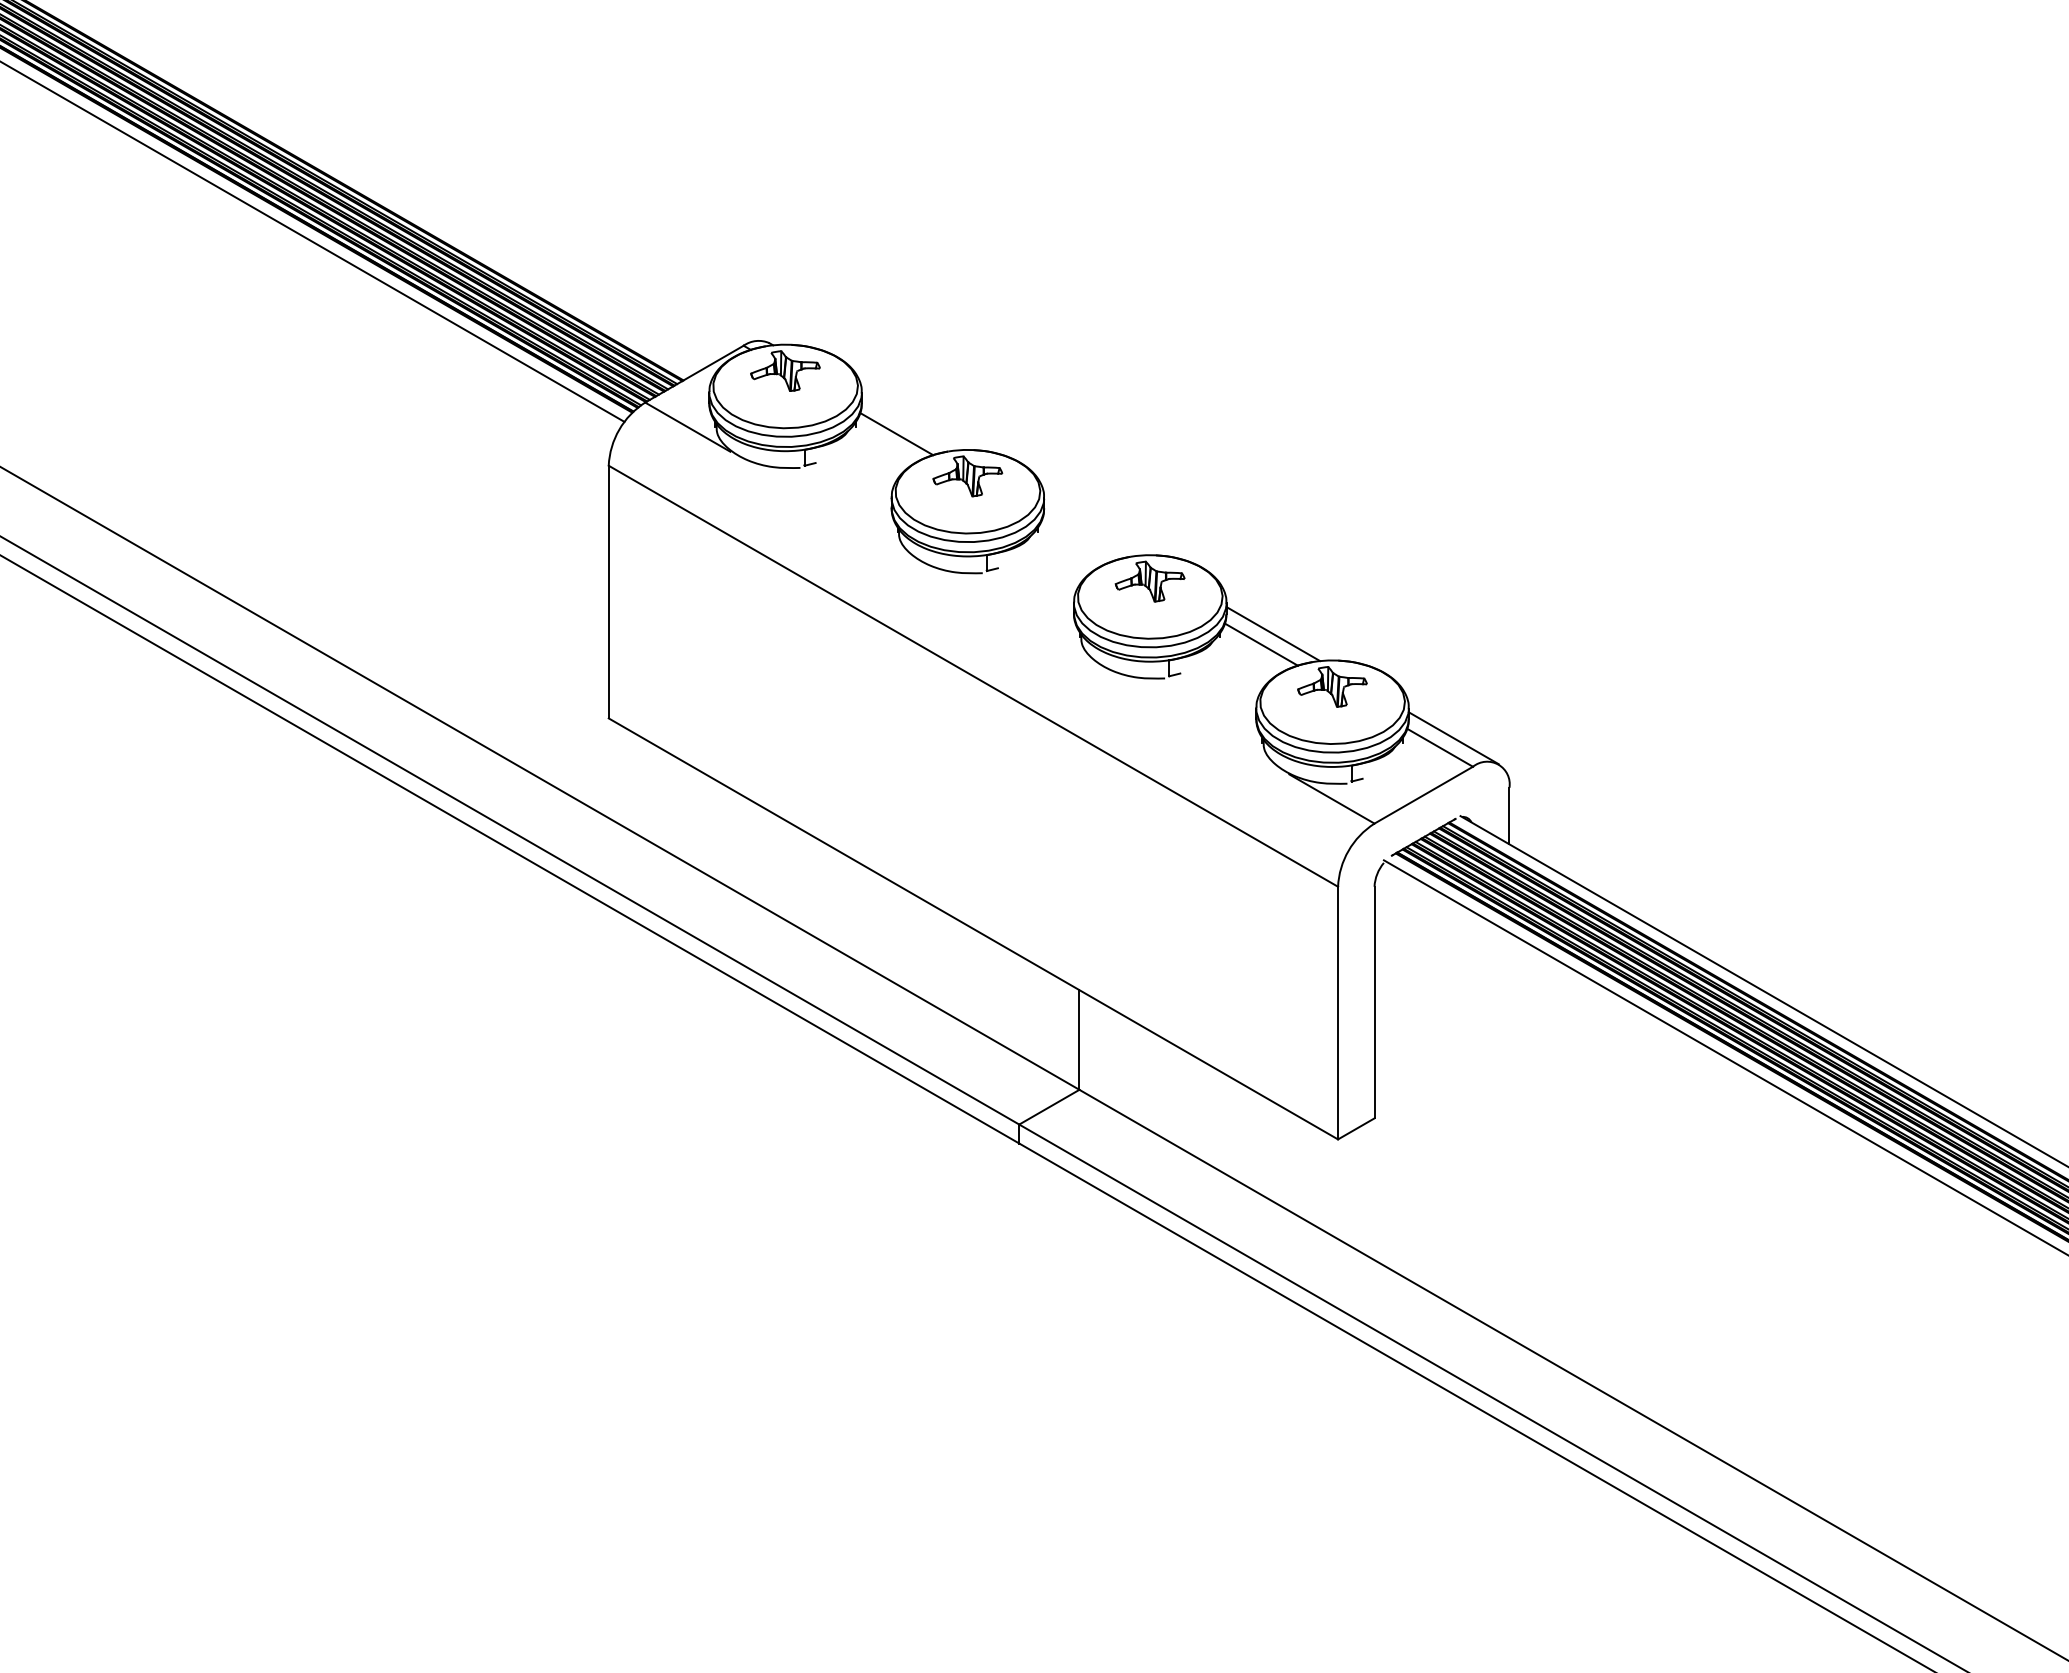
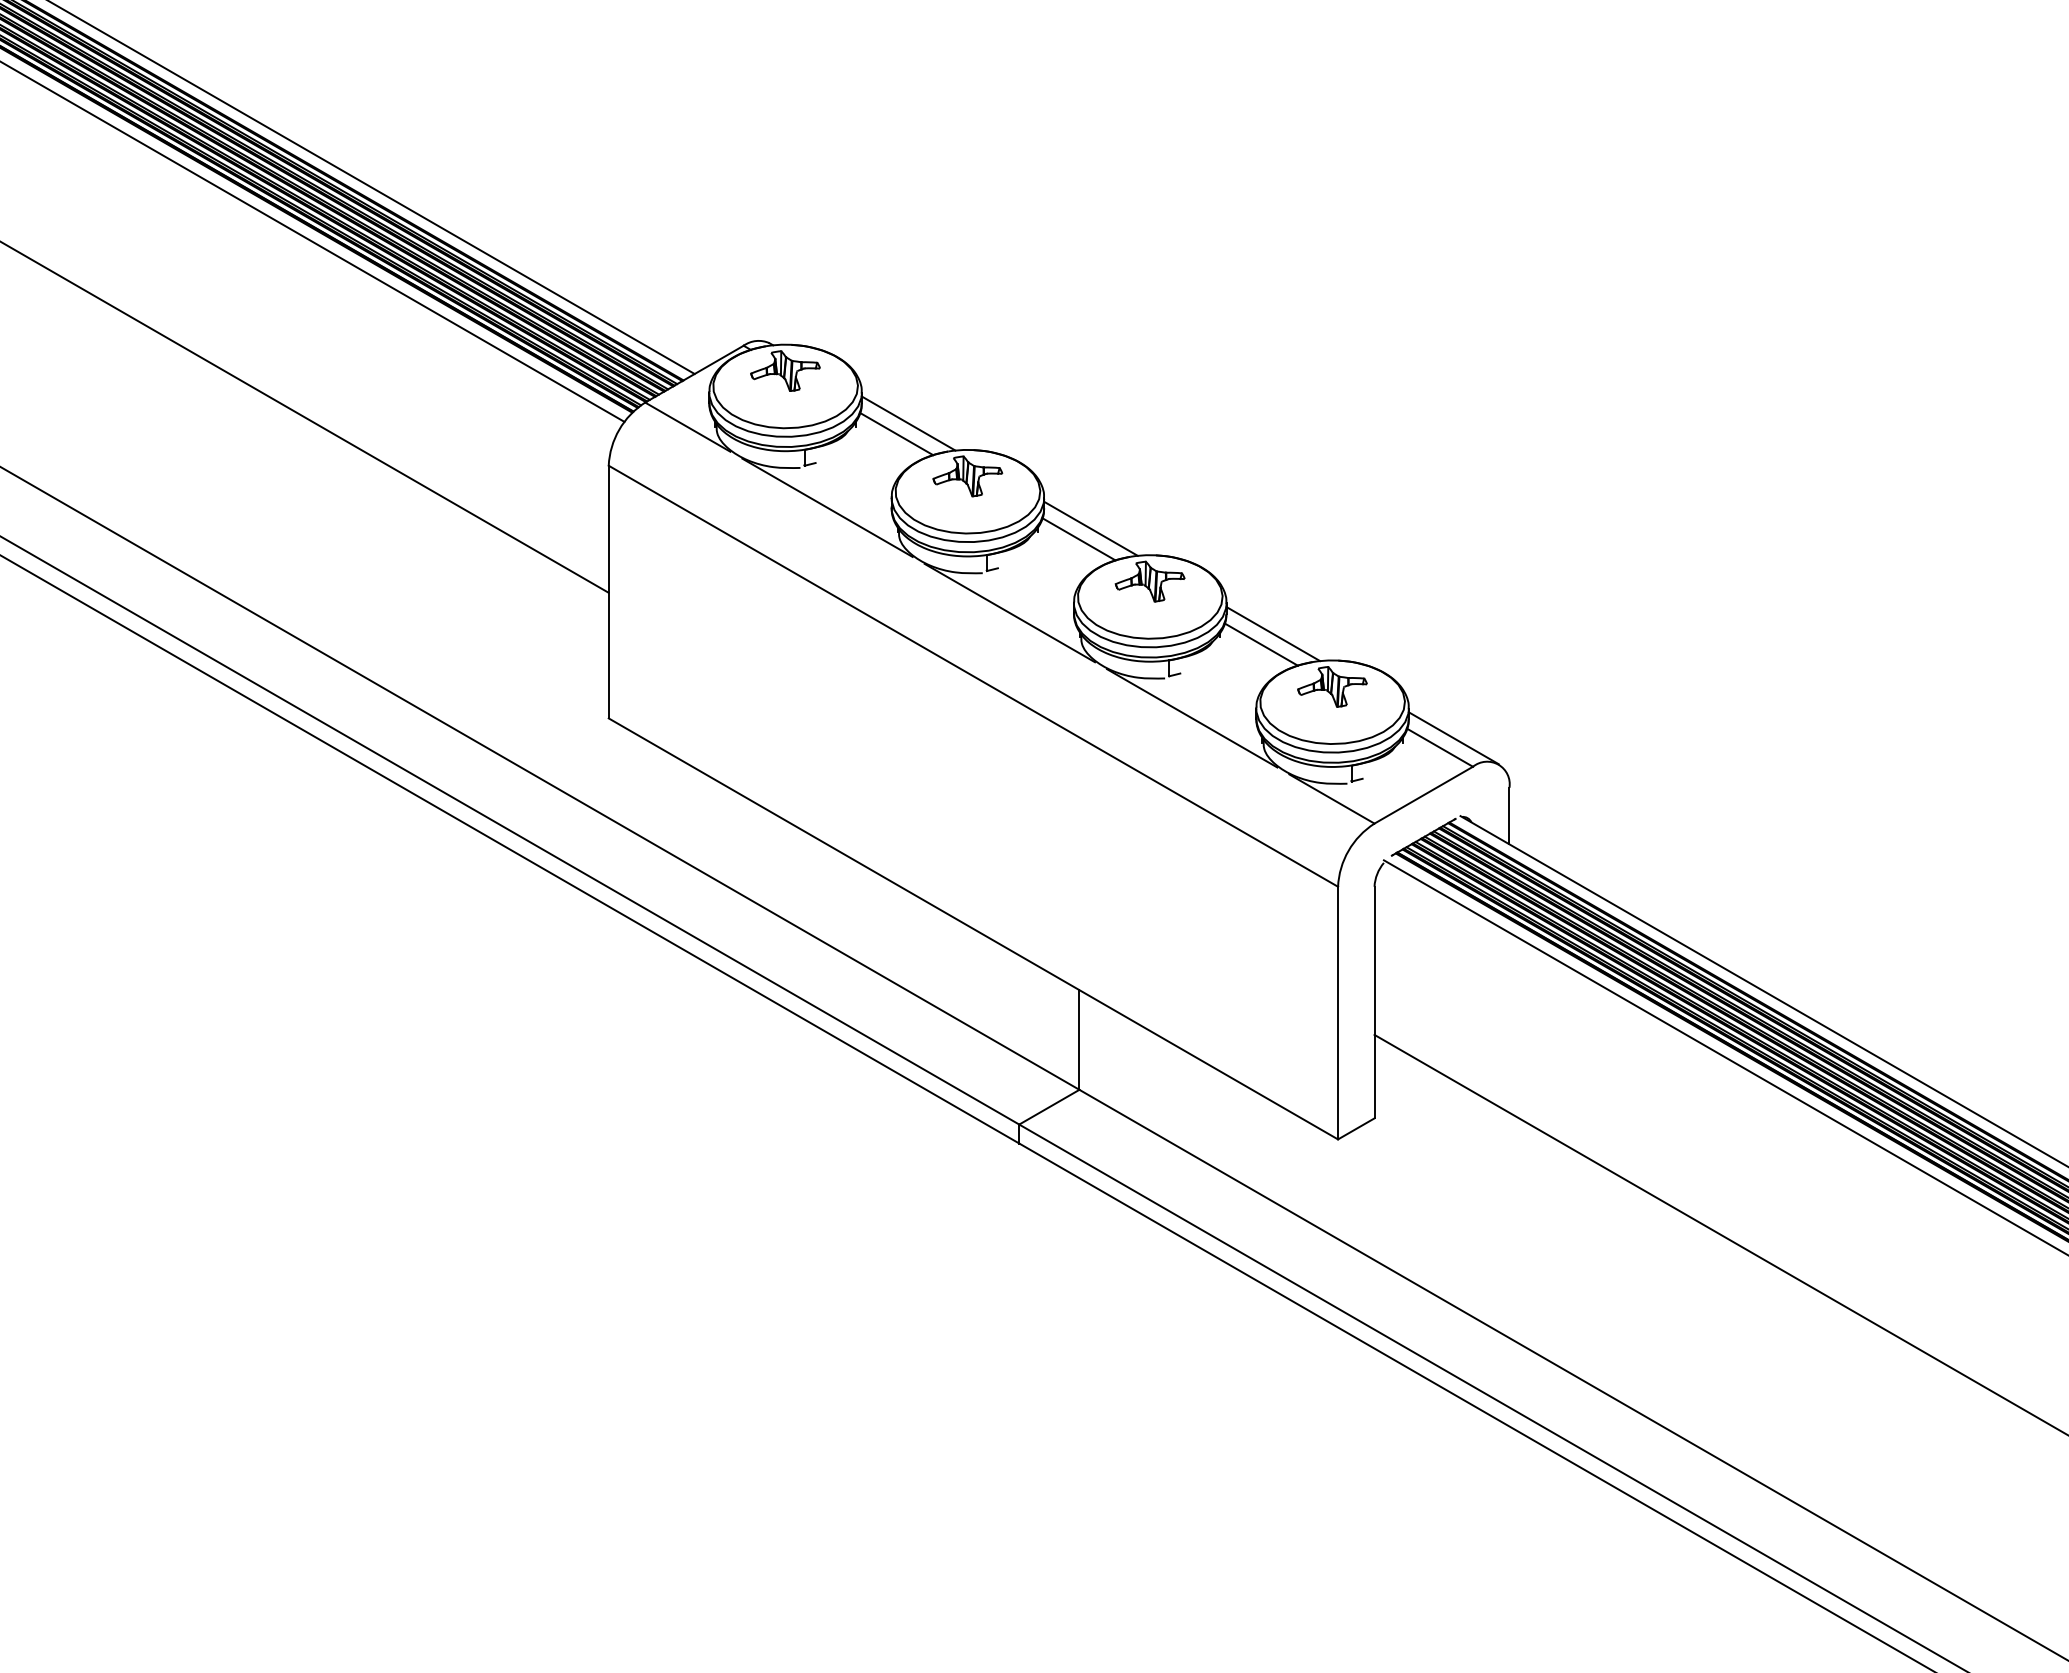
line: none -> present (372, 188)
line: none -> present (305, 417)
line: none -> present (908, 423)
line: none -> present (827, 507)
line: none -> present (1090, 528)
line: none -> present (1078, 539)
line: none -> present (1009, 612)
line: none -> present (1192, 718)
line: none -> present (1719, 1234)
